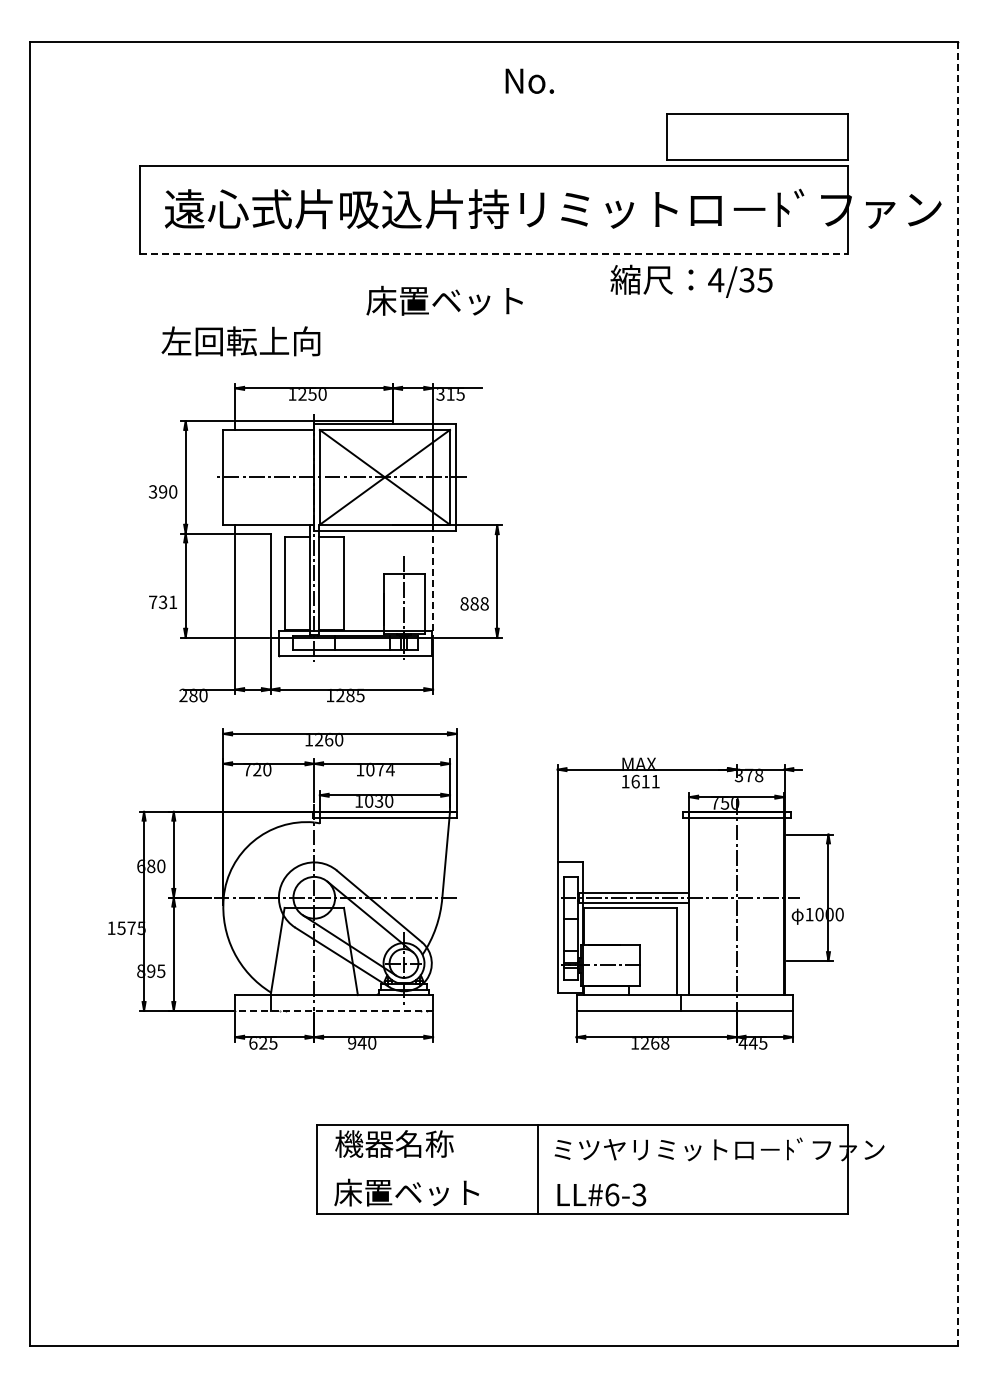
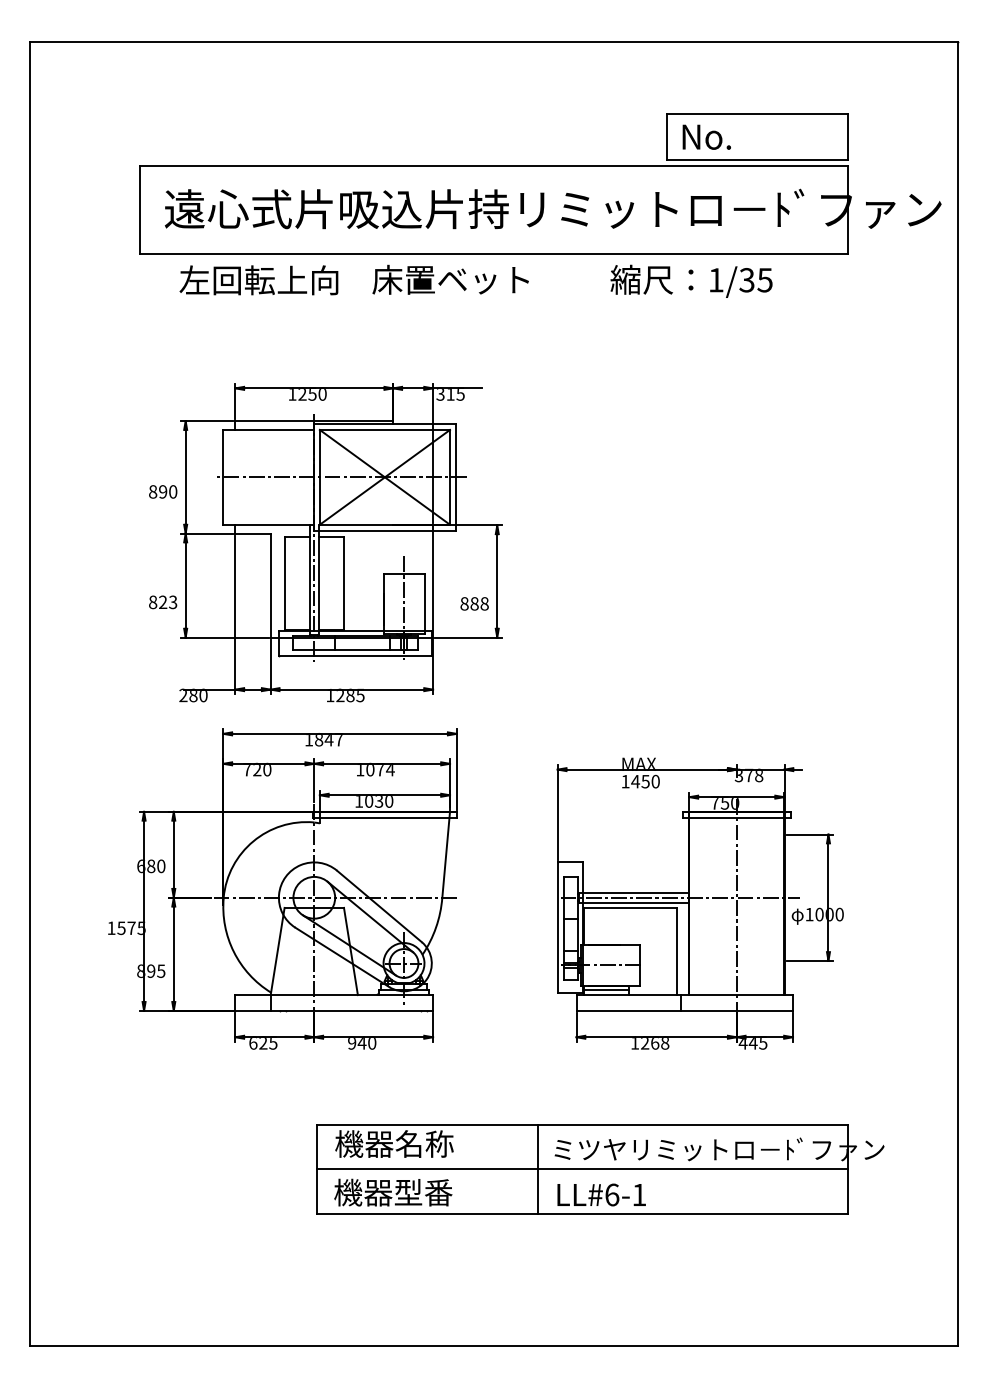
text position: (529, 80) -> (706, 136) (706, 136)
line: dashed -> solid (494, 254)
text: 4/35 -> 1/35 (716, 280)
text position: (444, 300) -> (450, 279) (450, 279)
text position: (240, 341) -> (258, 280) (258, 280)
text: 390 -> 890 (153, 491)
line: dashed -> solid (433, 581)
text: 731 -> 823 (163, 602)
line: dashed -> solid (958, 694)
text: 1260 -> 1847 (329, 739)
text: 1611 -> 1450 (645, 781)
line: none -> present (606, 990)
line: dashed -> solid (334, 1010)
line: none -> present (582, 1169)
text: 床置ベット -> 機器型番 (406, 1192)
text: LL#6-3 -> LL#6-1 (639, 1194)
